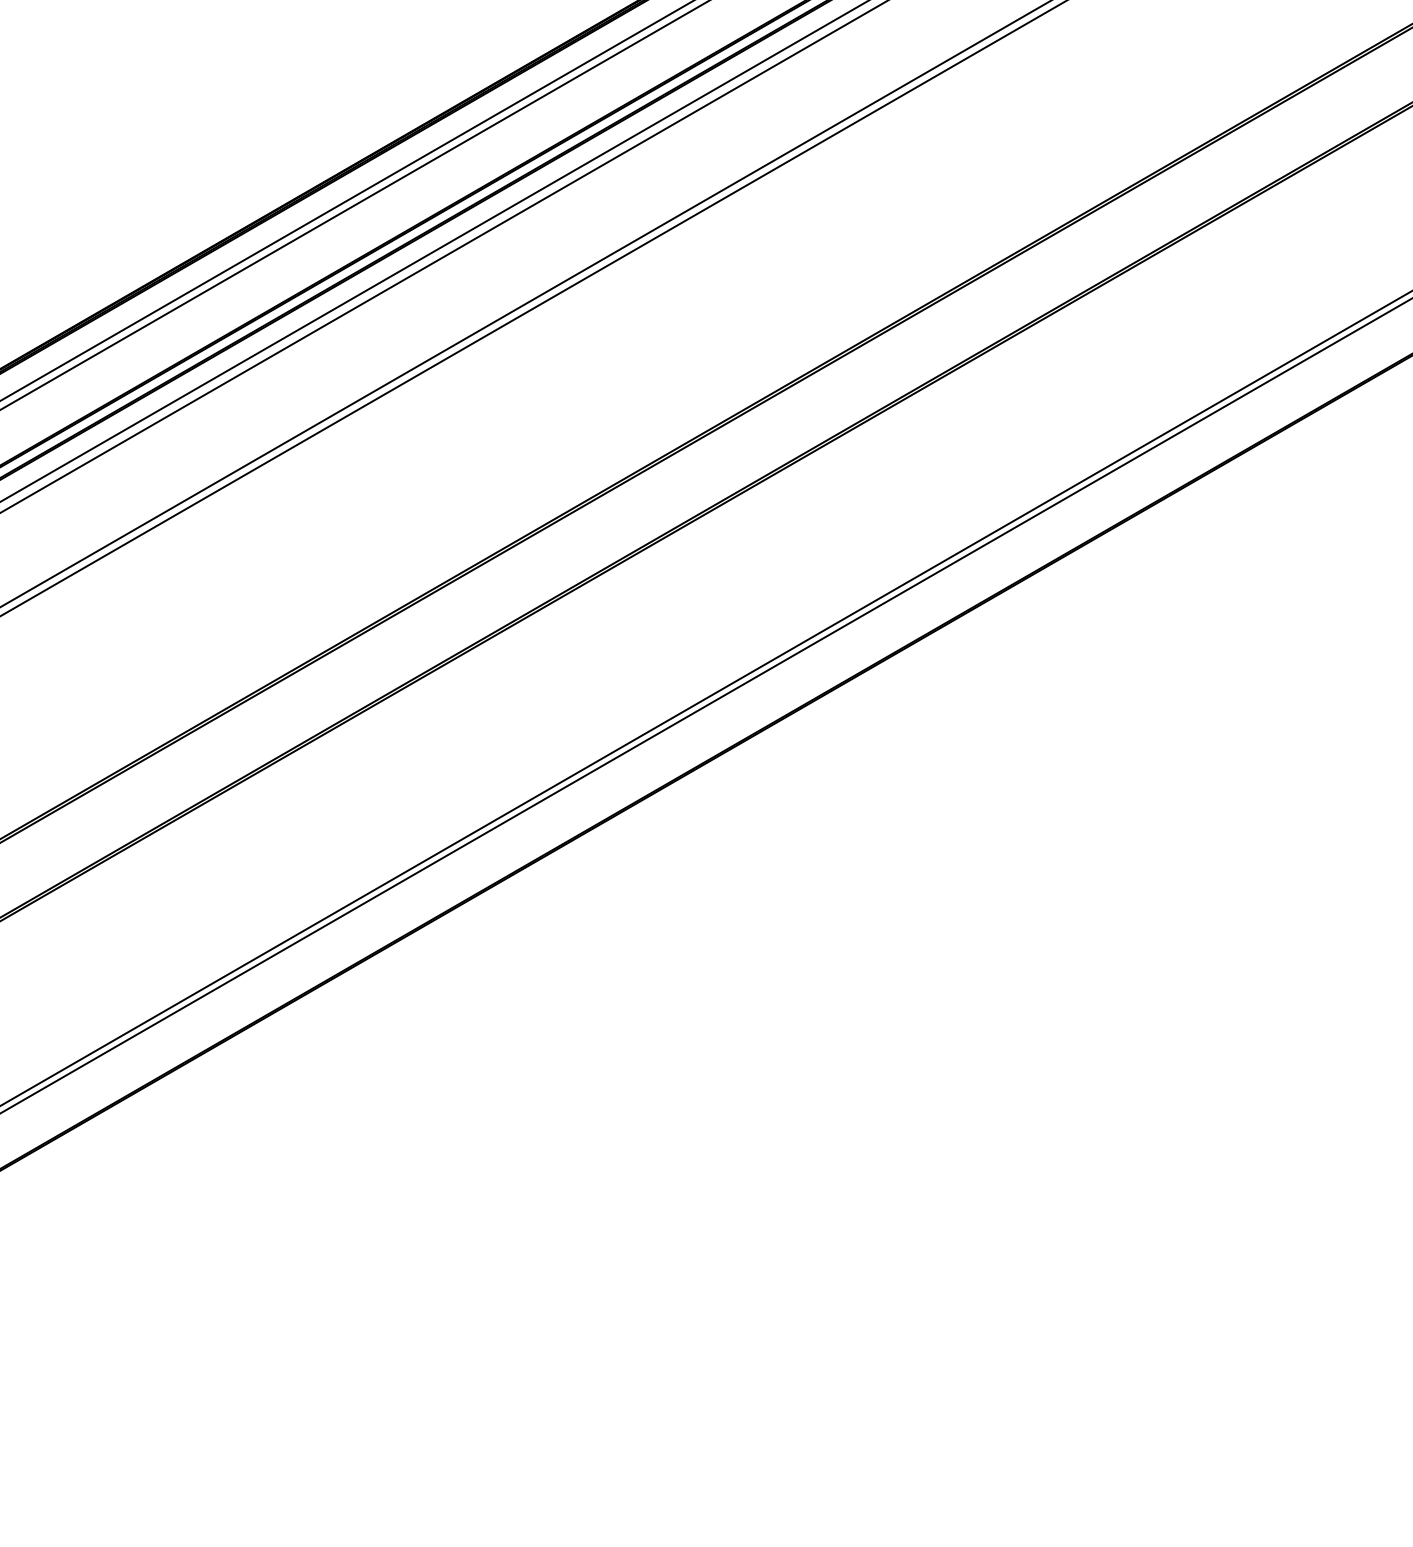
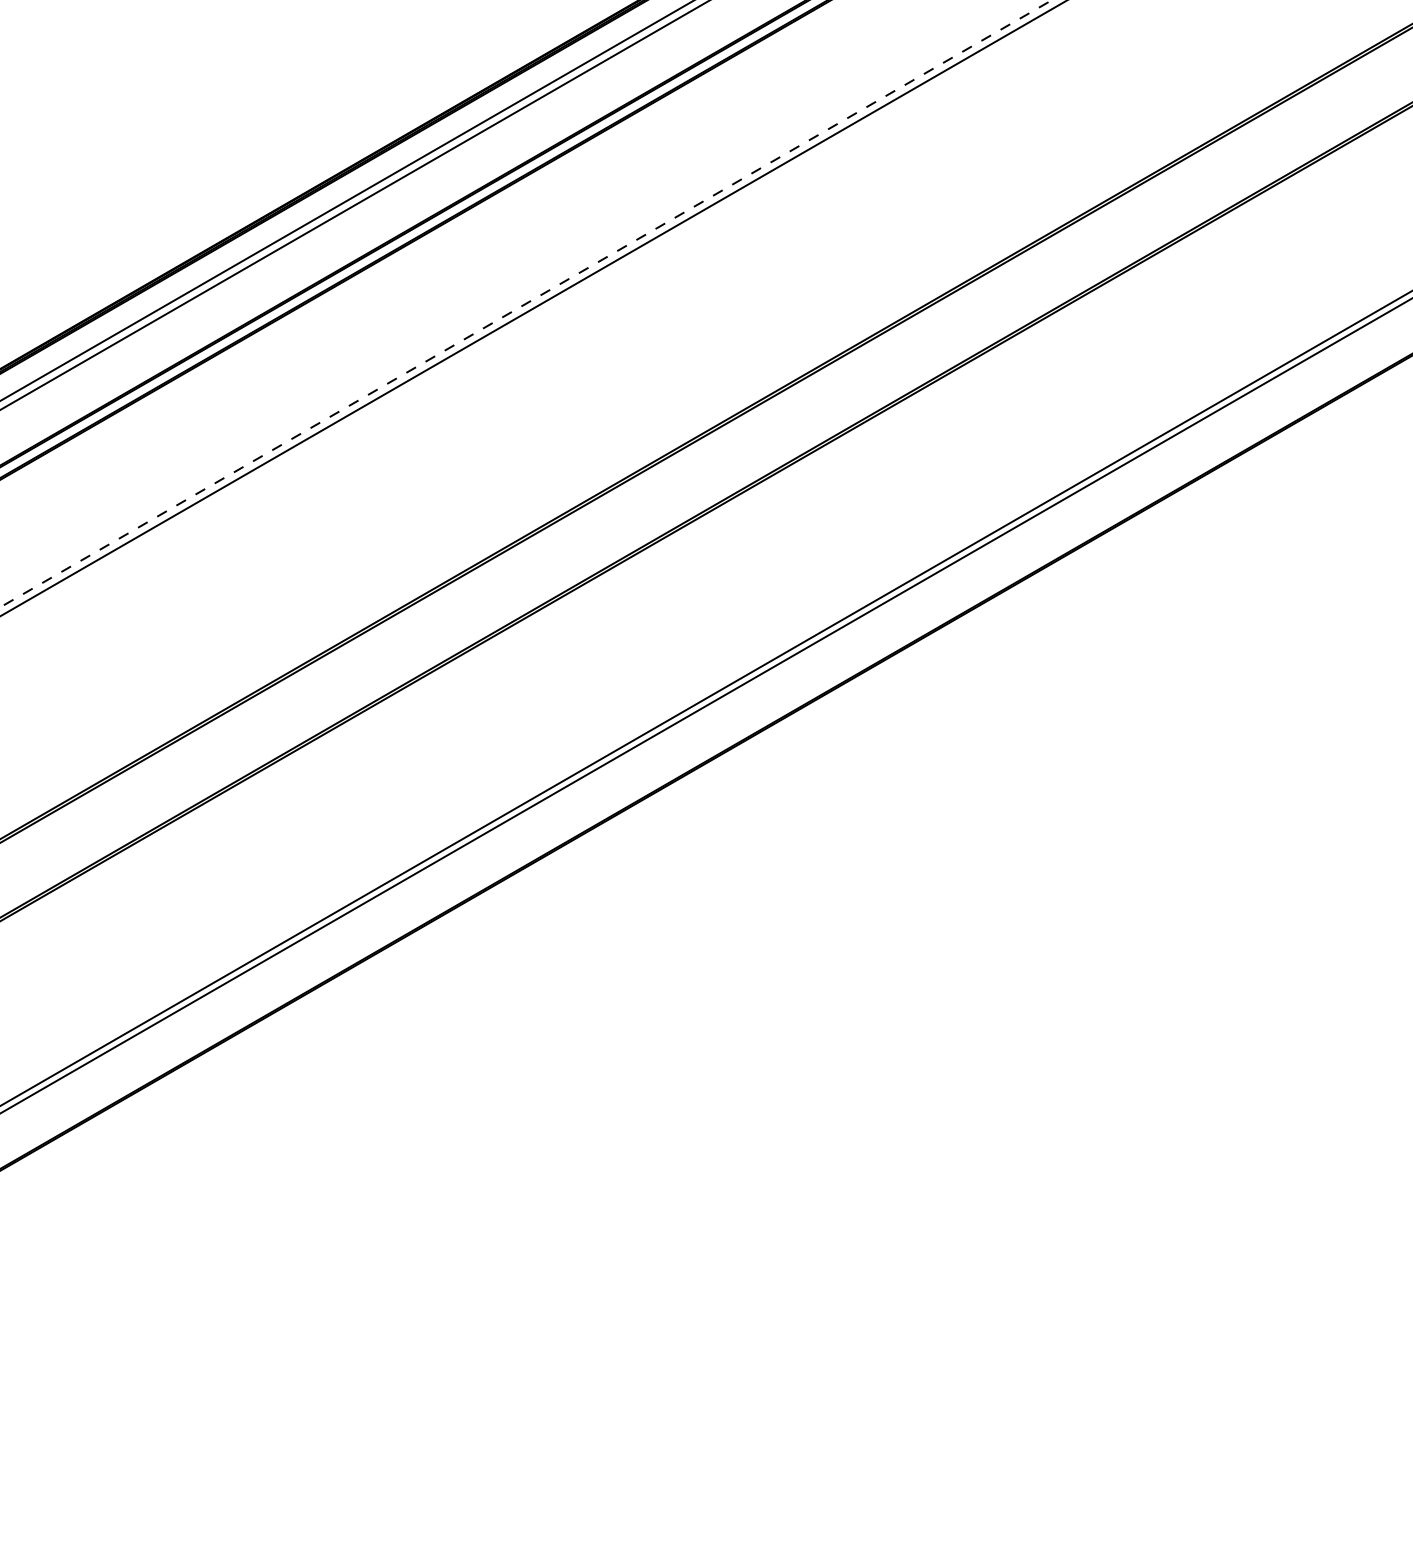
line: present -> none (433, 251)
line: present -> none (443, 256)
line: solid -> dashed (526, 303)
